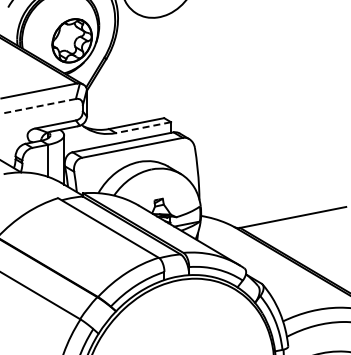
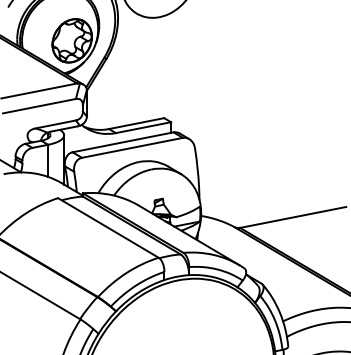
line: dashed -> solid (38, 106)
line: dashed -> solid (143, 127)
